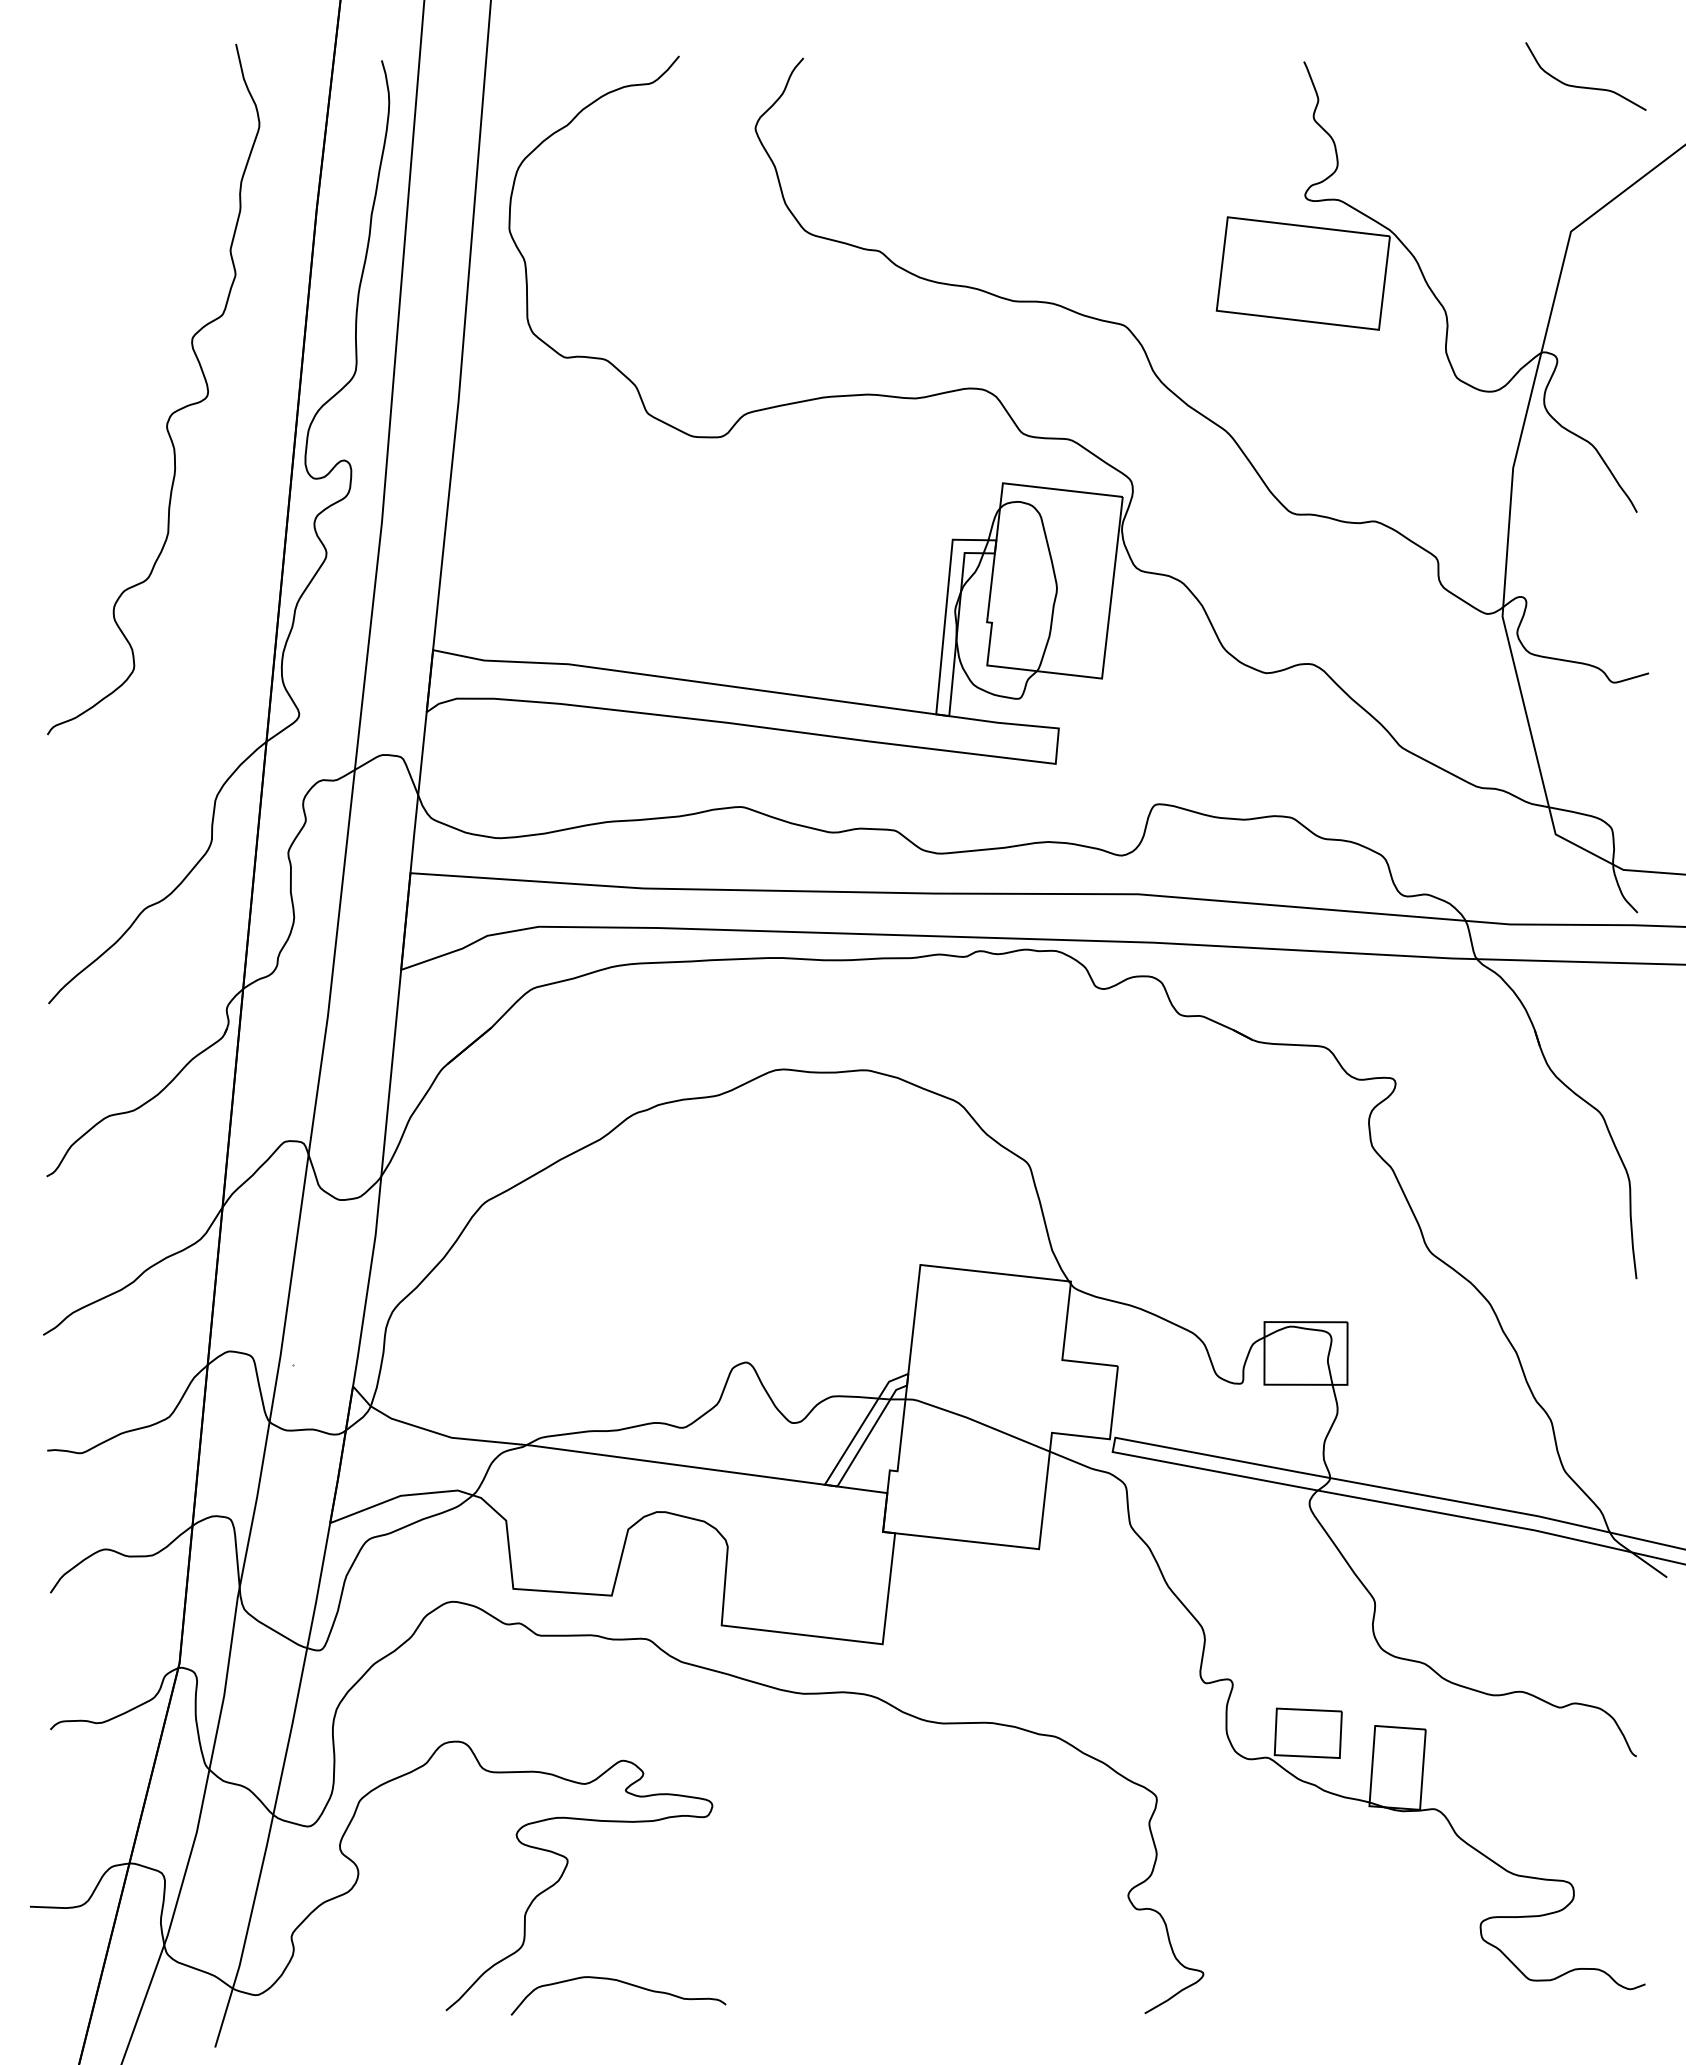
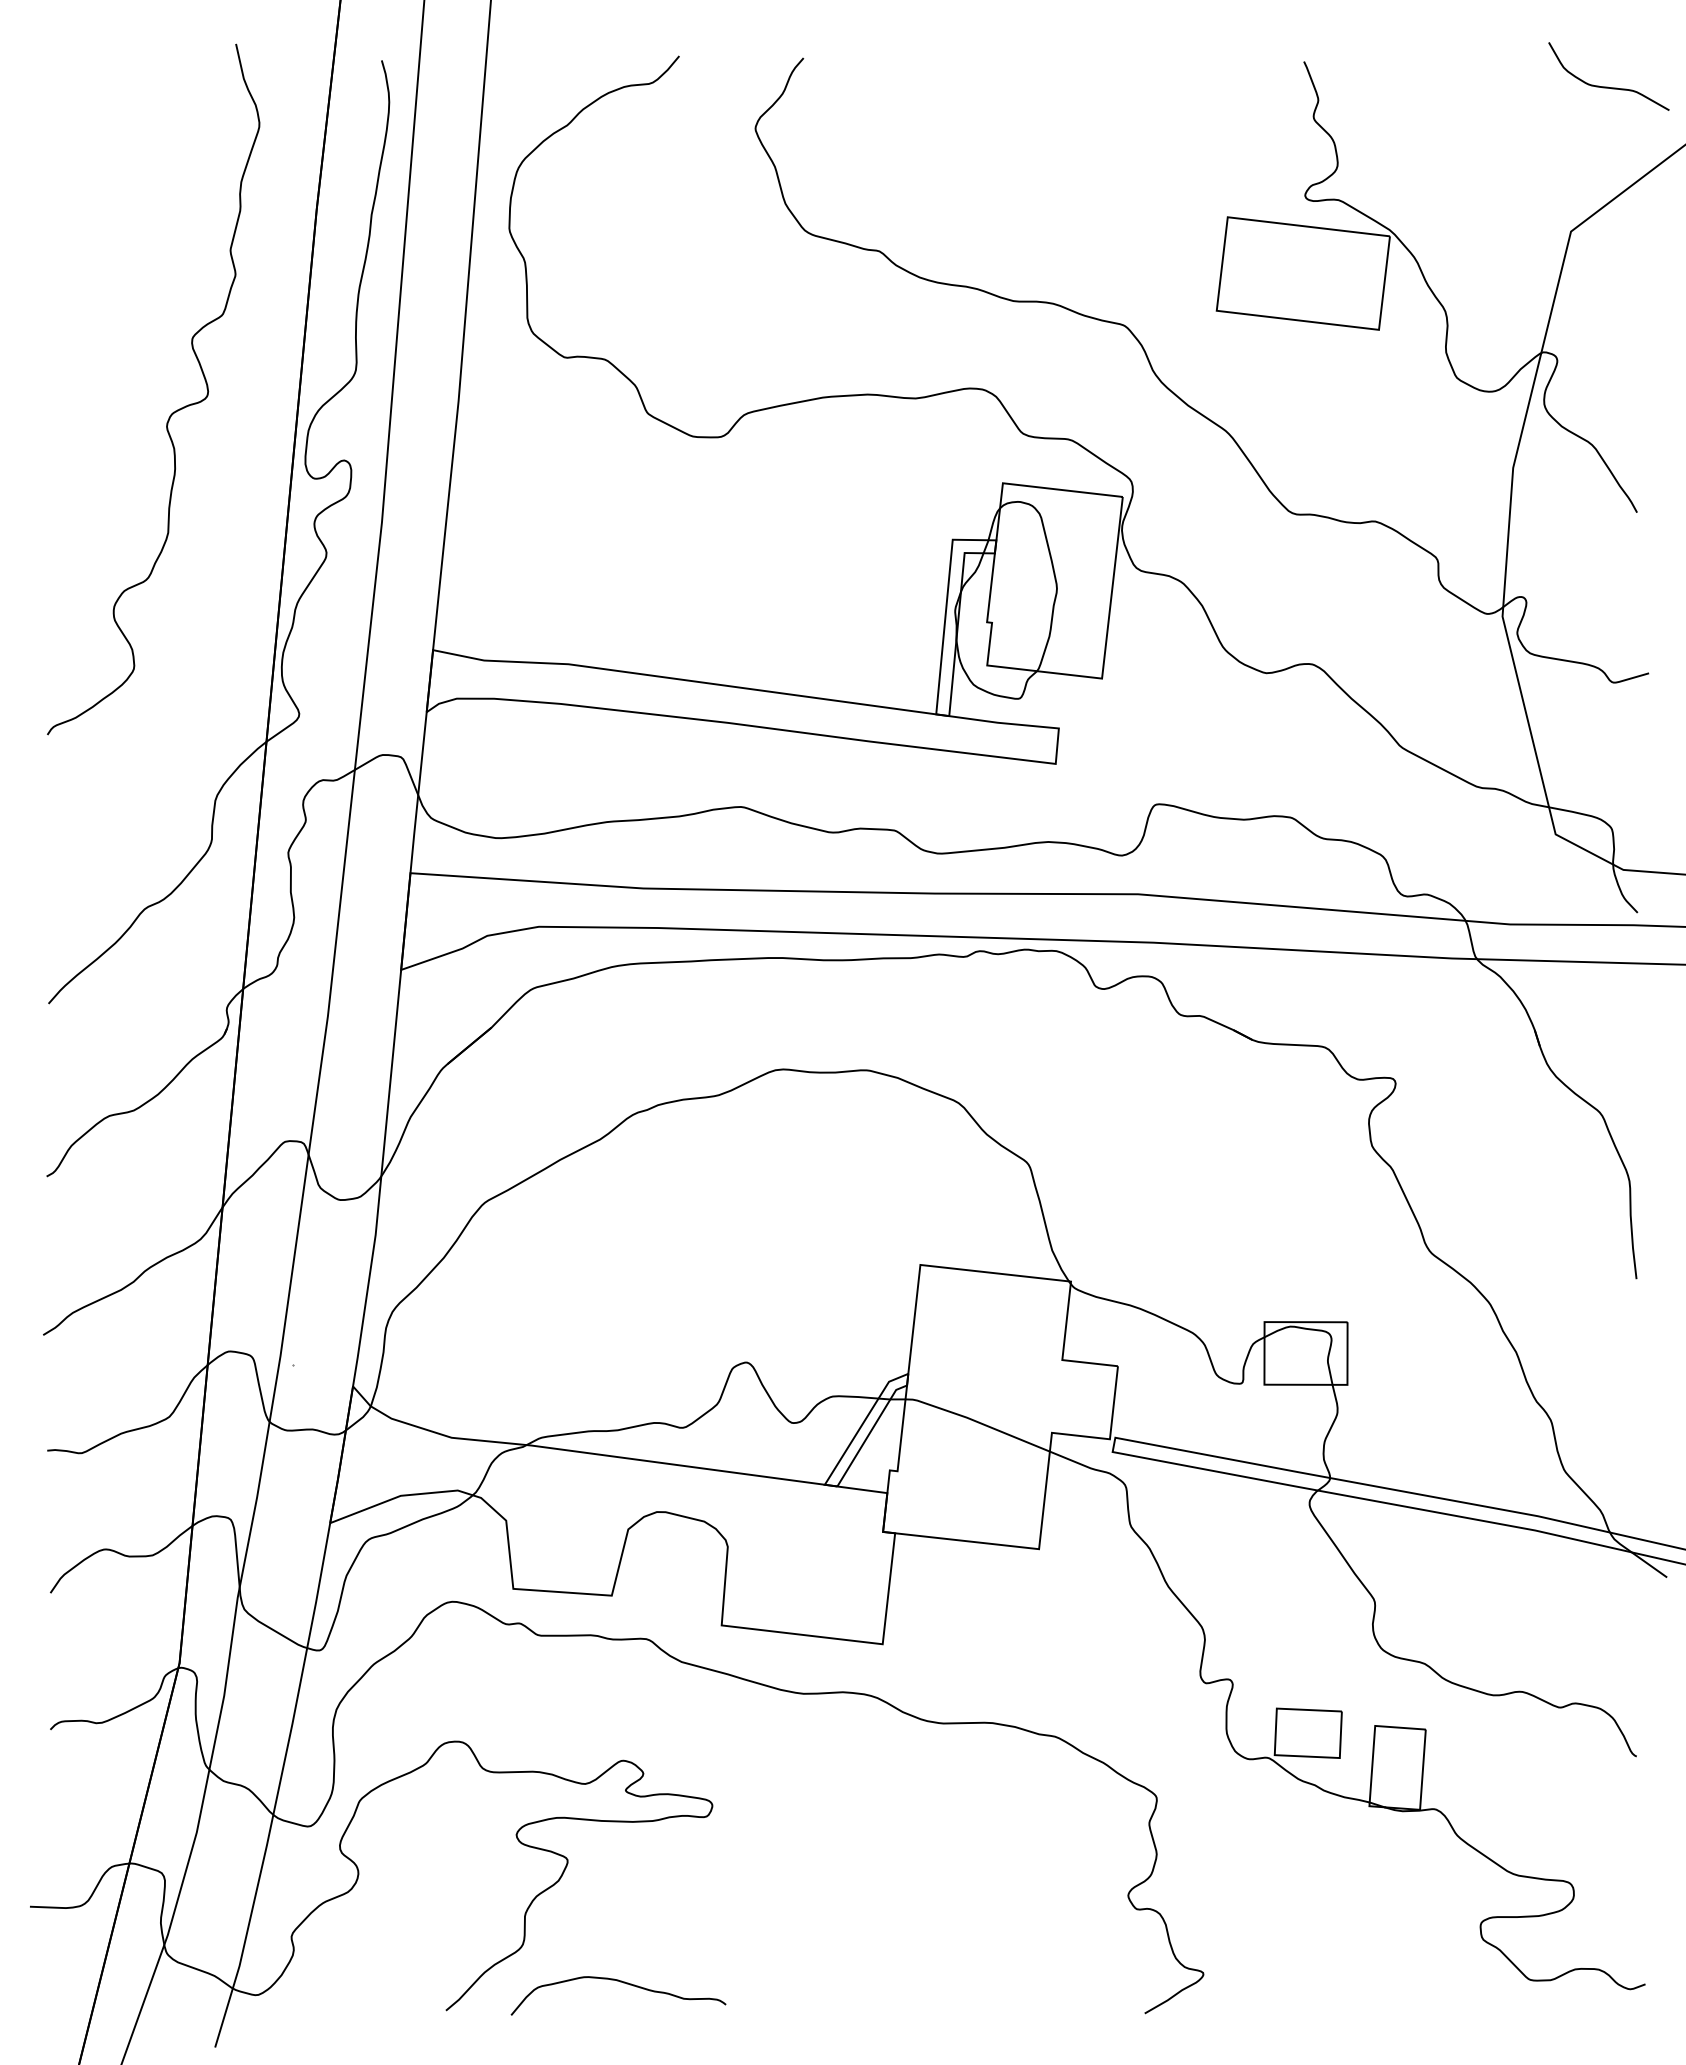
curve position: (1585, 86) -> (1608, 86) (1608, 86)
